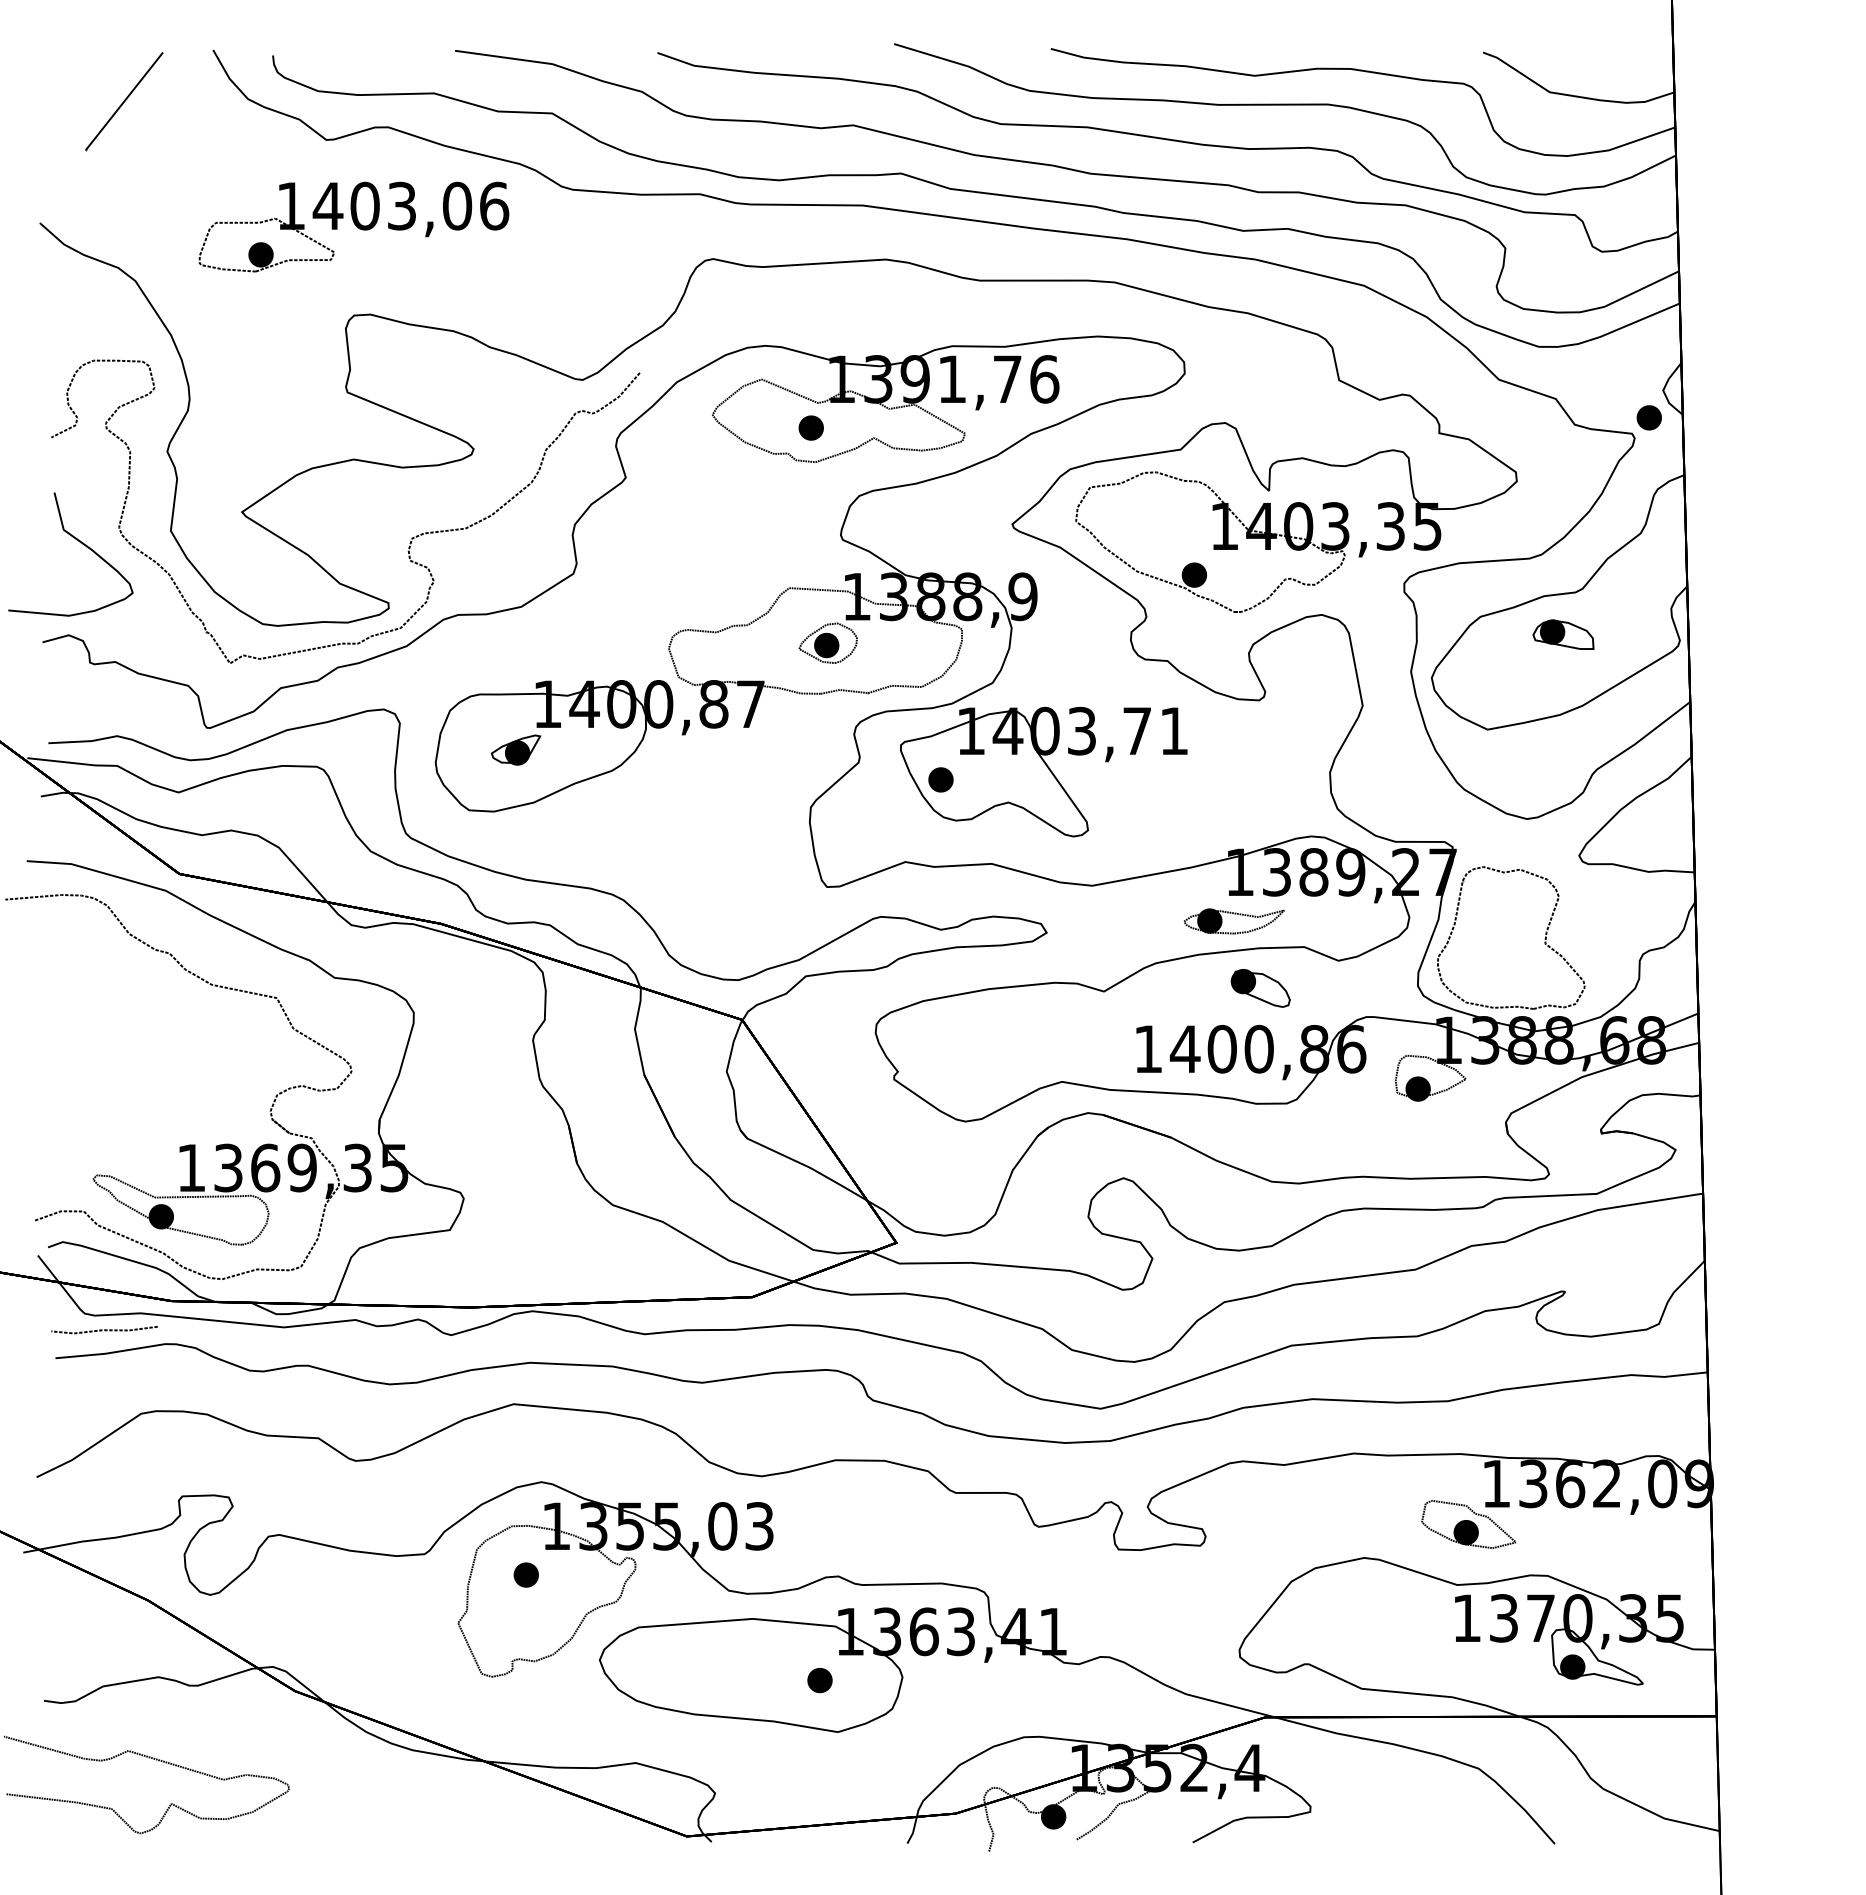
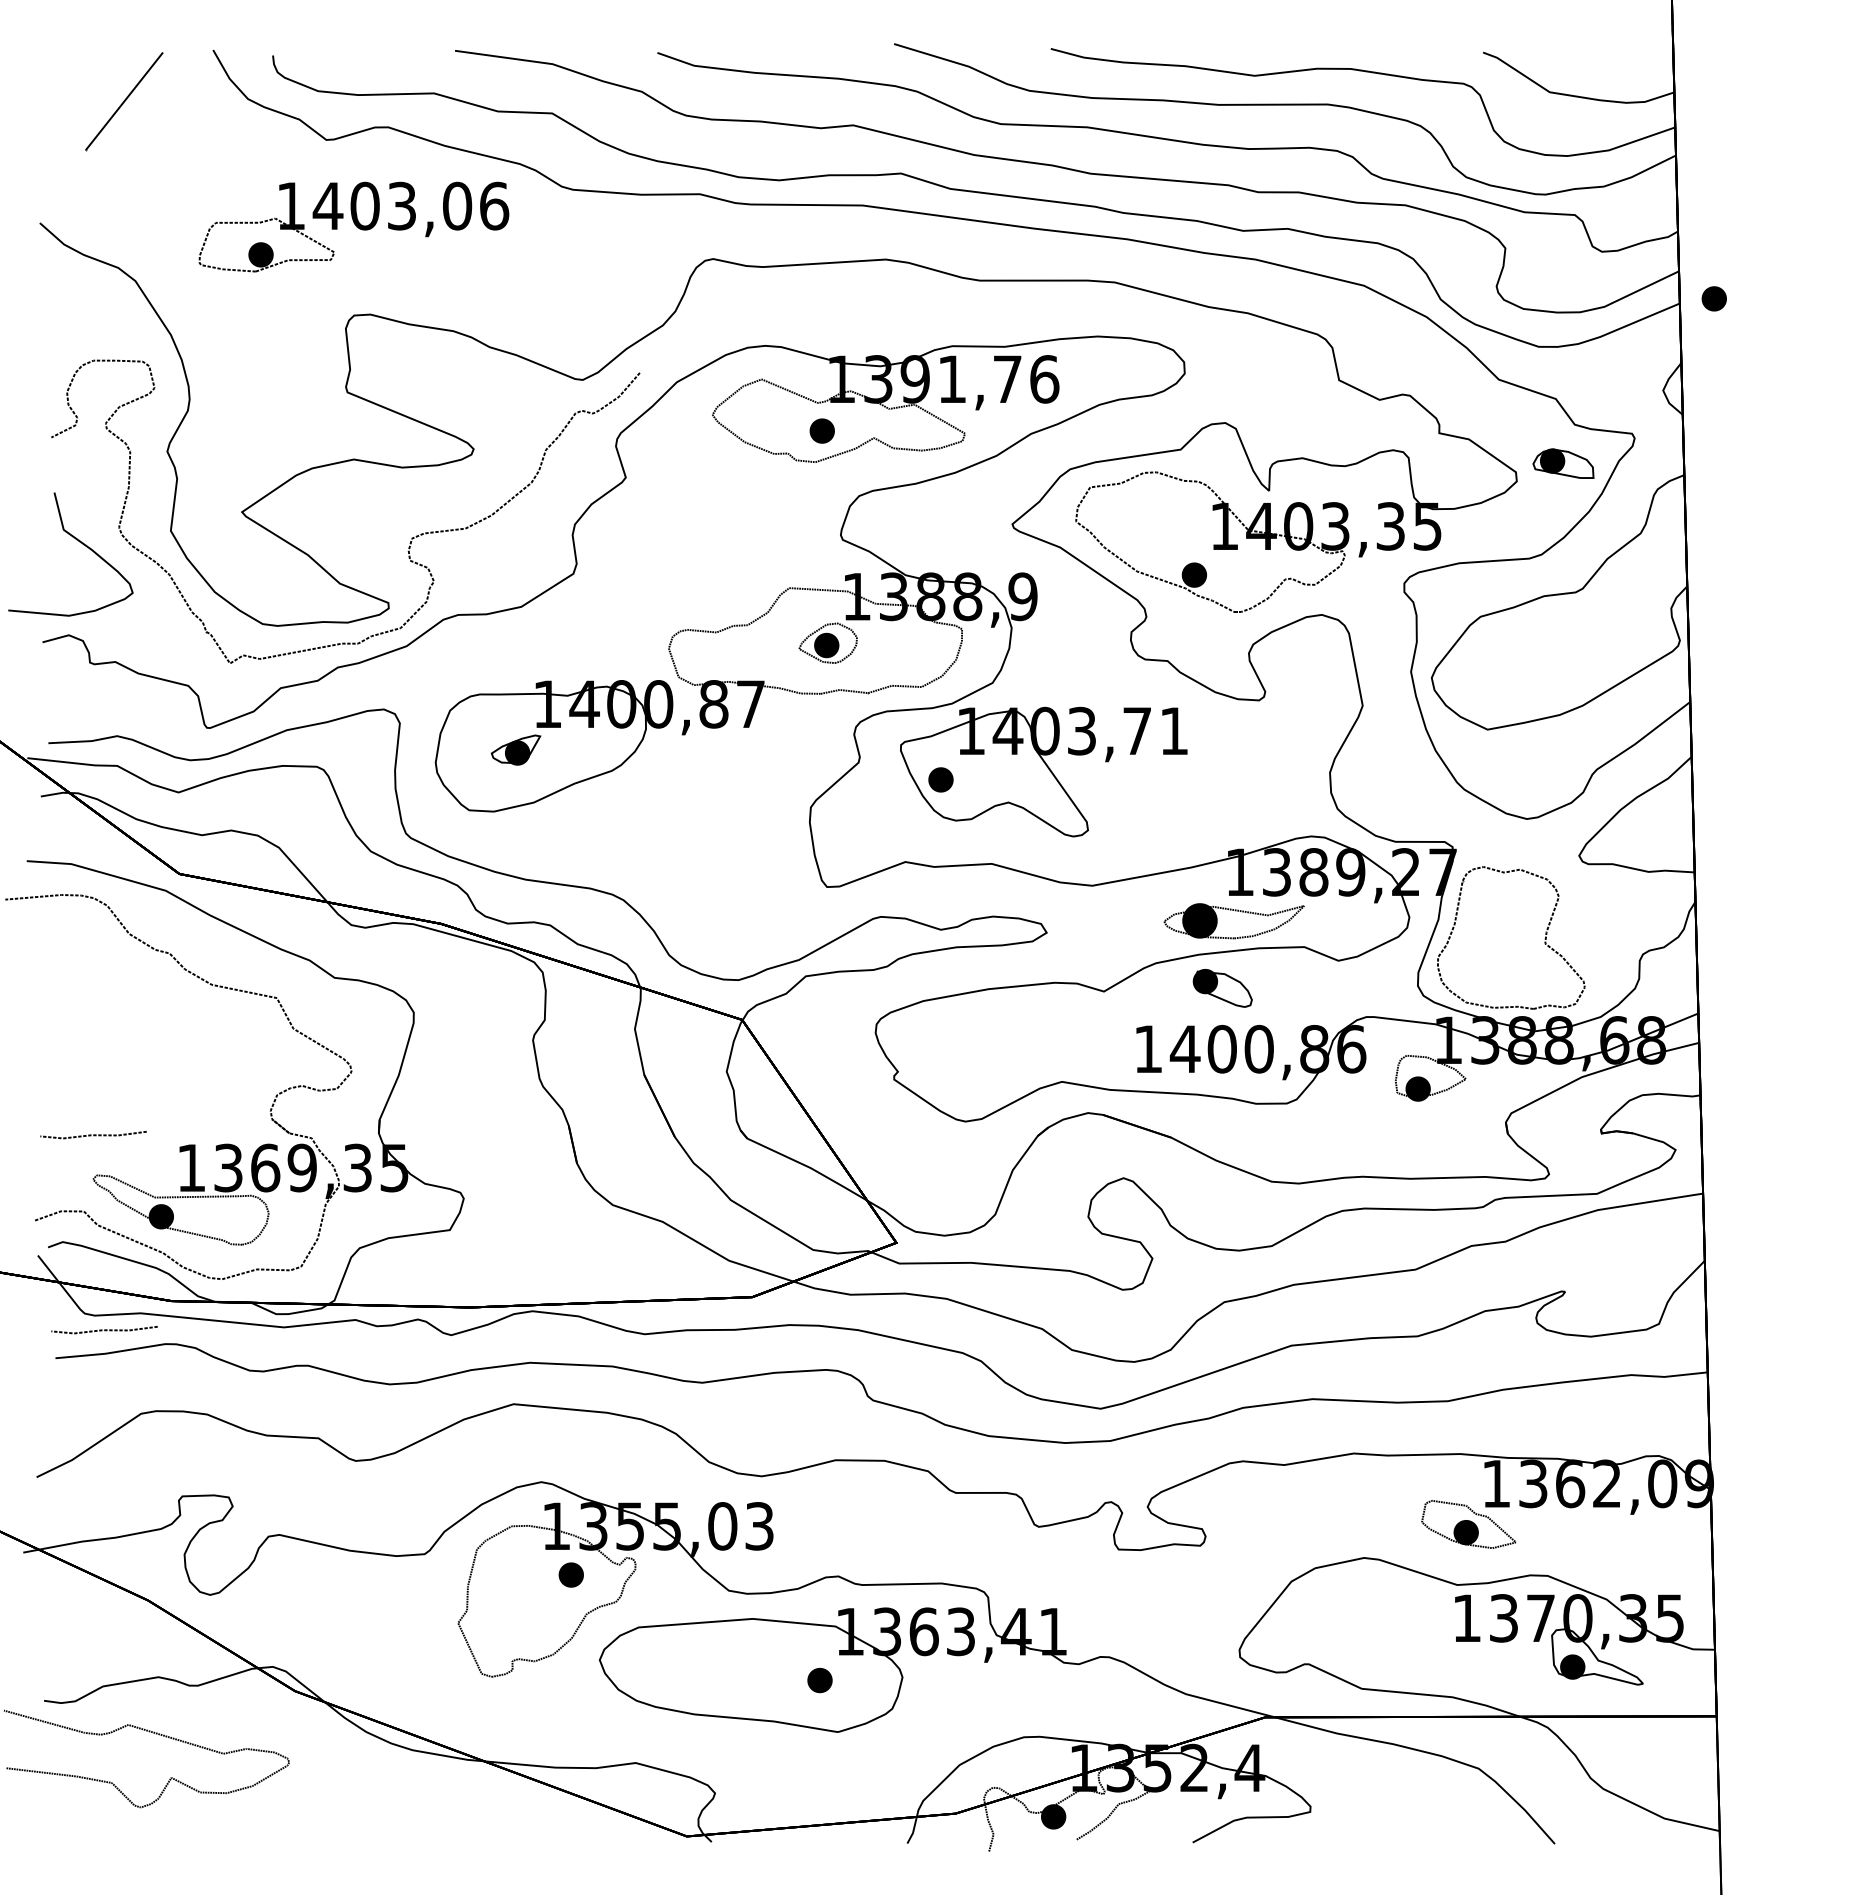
part position: (1648, 417) -> (1713, 298) (1713, 298)
part position: (810, 427) -> (821, 430) (821, 430)
part position: (1563, 634) -> (1563, 463) (1563, 463)
part size: 101x27 px -> 142x37 px (1233, 921)
part position: (1260, 988) -> (1222, 988) (1222, 988)
line: none -> present (93, 1135)
part position: (525, 1574) -> (570, 1574) (570, 1574)
curve position: (153, 1759) -> (153, 1733) (153, 1733)
